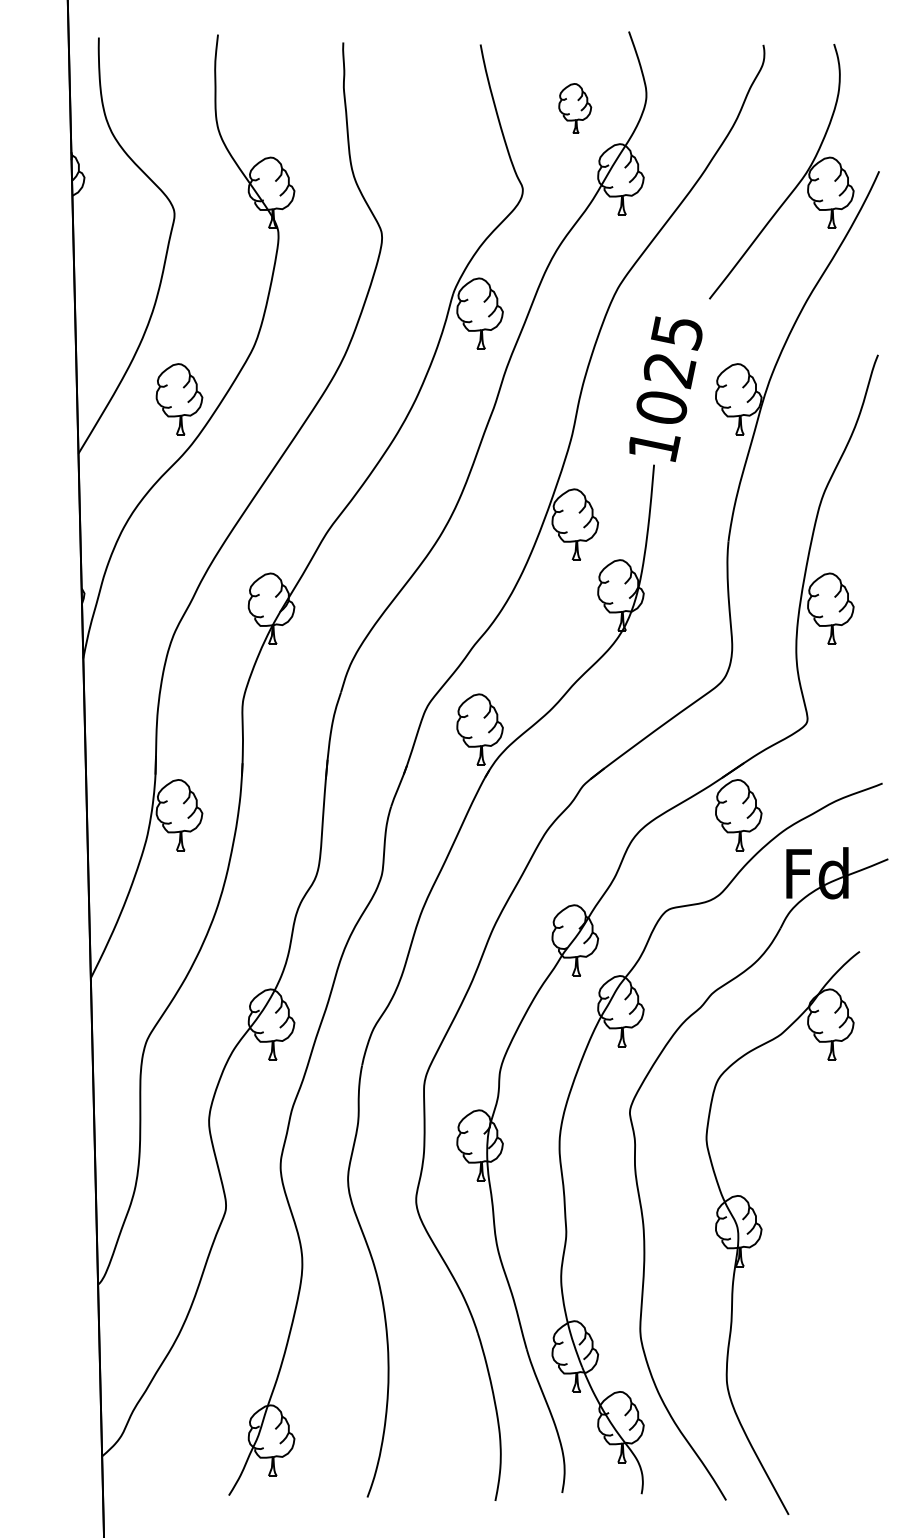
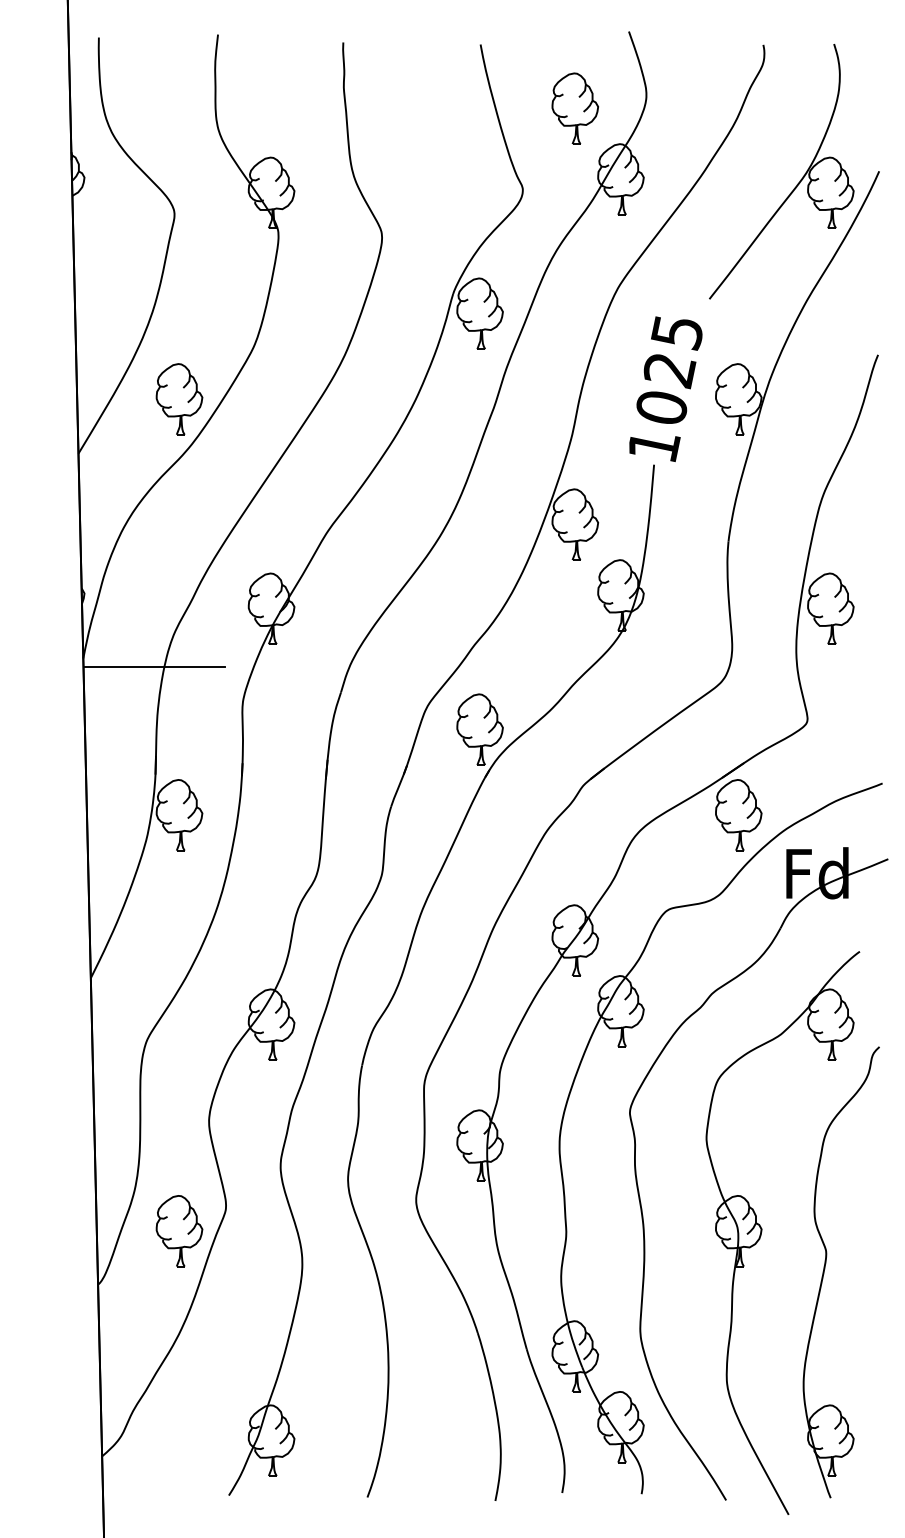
part size: 35x51 px -> 48x73 px (574, 108)
line: none -> present (153, 666)
part: none -> present (179, 1231)
part: none -> present (825, 1269)
